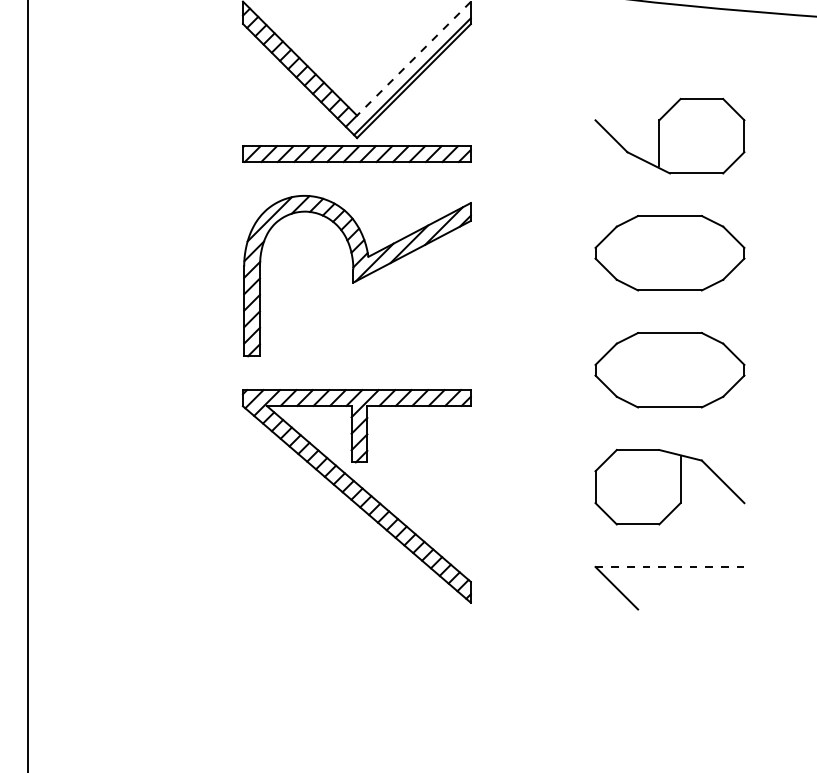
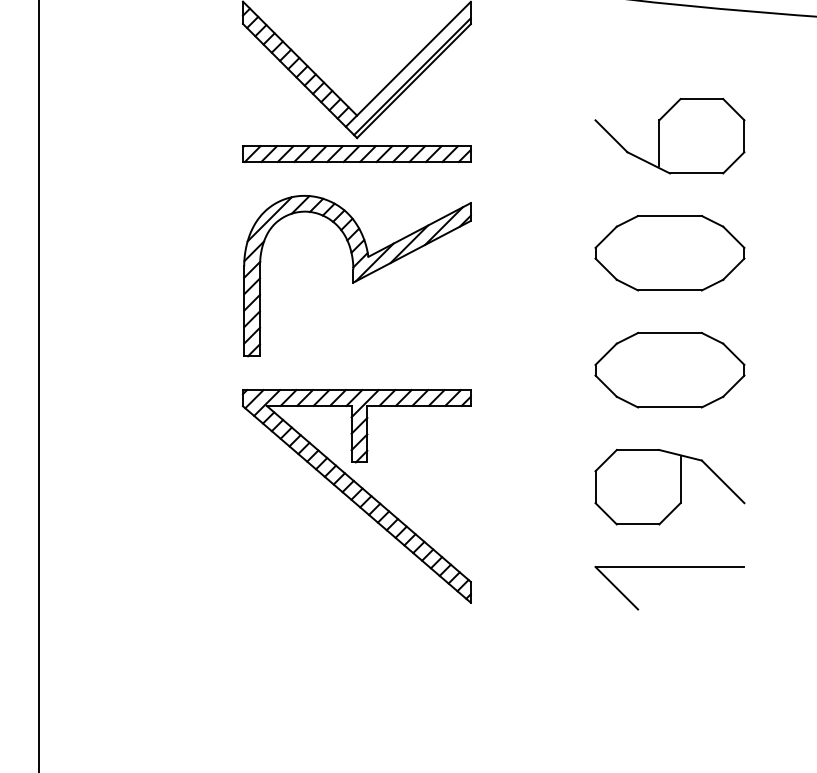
line: dashed -> solid (413, 59)
line position: (28, 385) -> (39, 385) (39, 385)
line: dashed -> solid (670, 567)
